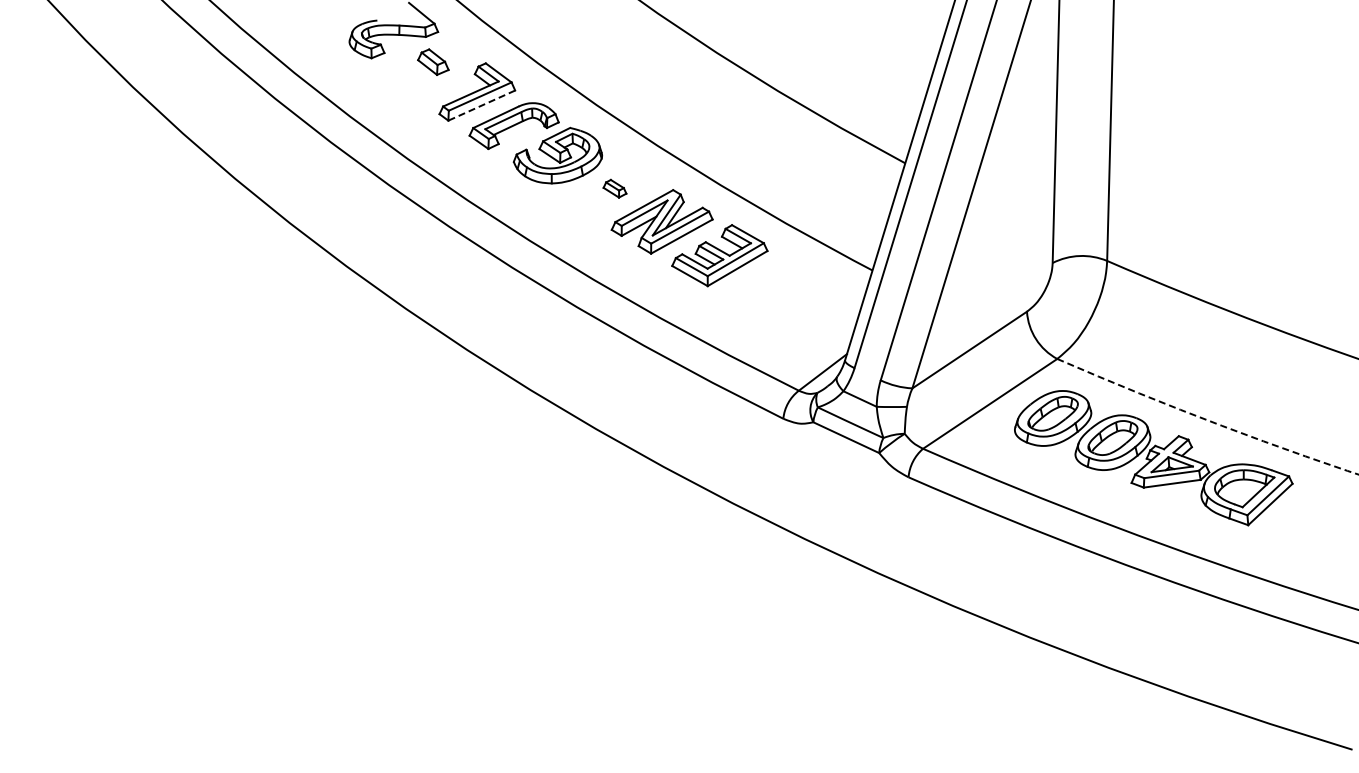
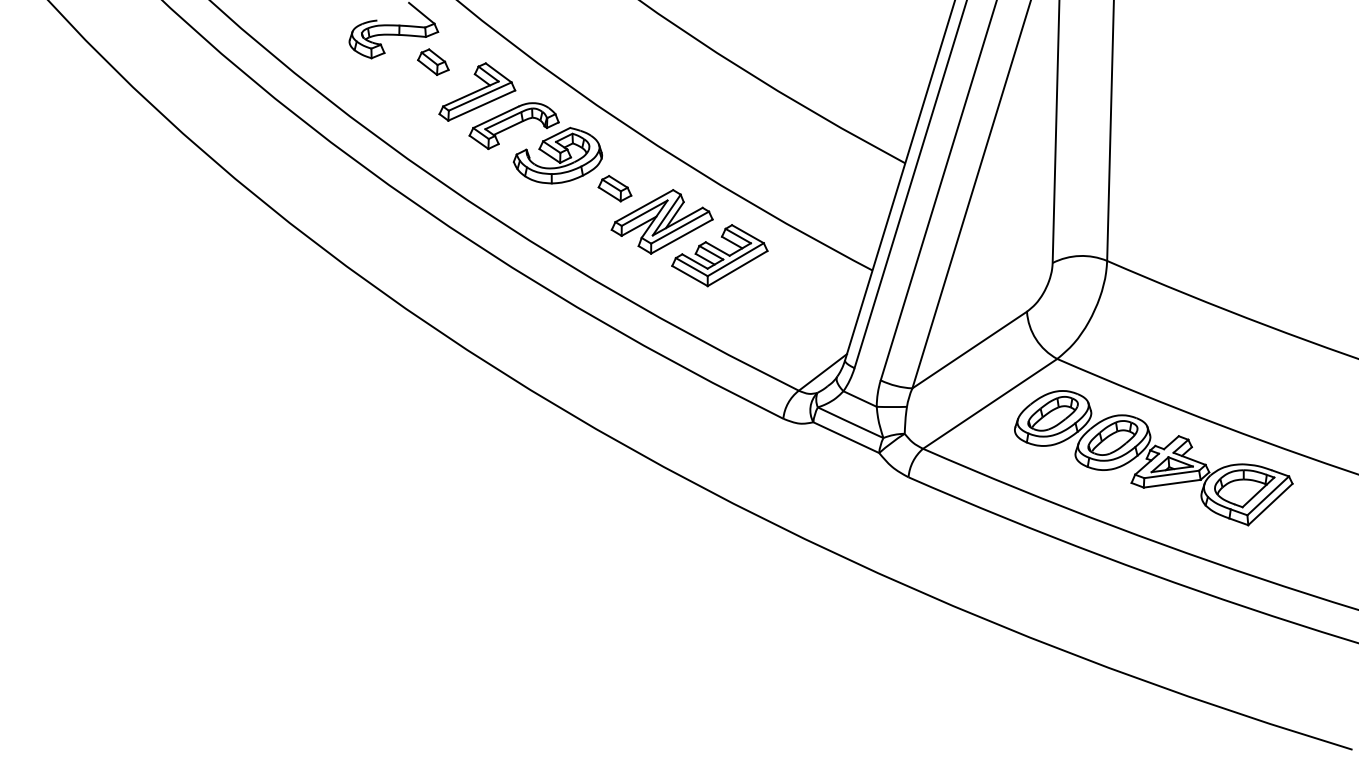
line: dashed -> solid (481, 105)
part size: 26x21 px -> 36x28 px (614, 188)
arc: dashed -> solid (1207, 420)
